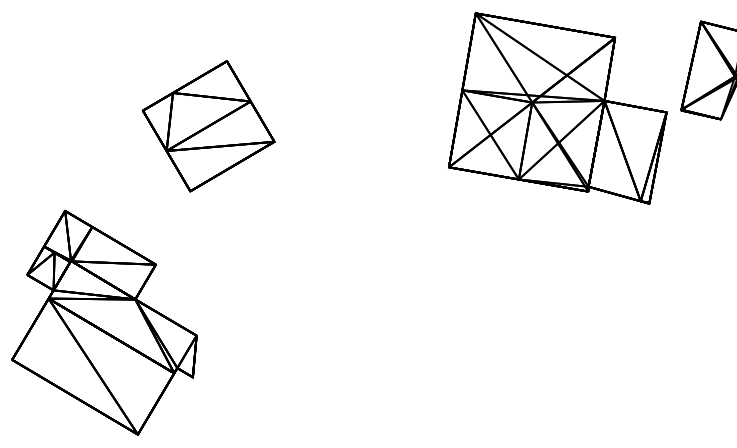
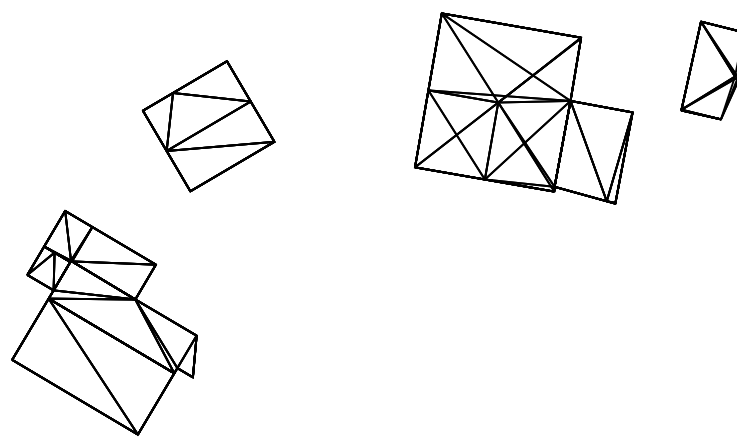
part position: (557, 108) -> (523, 108) (523, 108)
